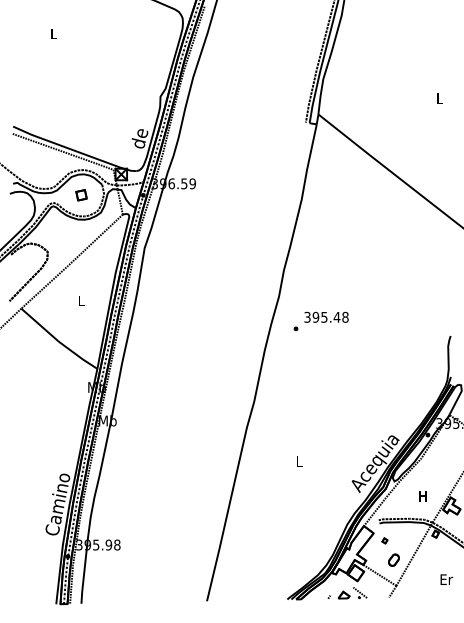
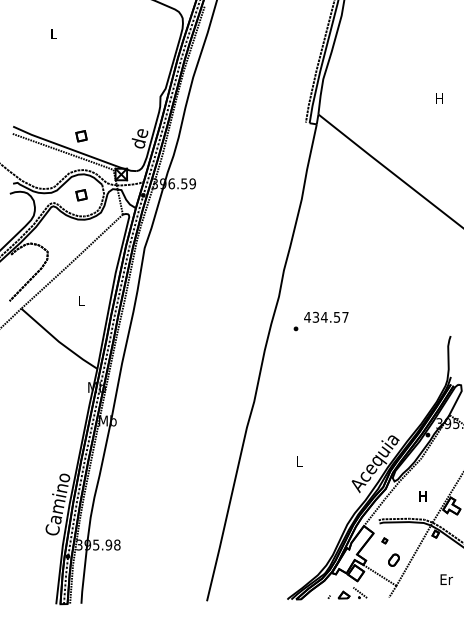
text: L -> H (439, 98)
part: none -> present (81, 136)
text: 395.48 -> 434.57 (326, 316)
